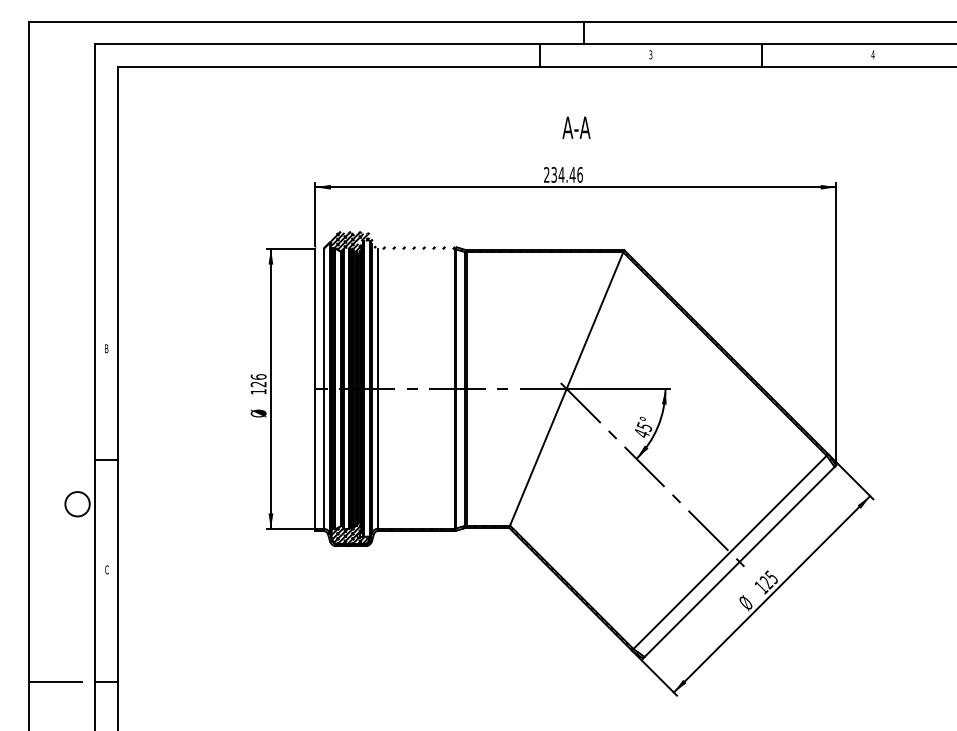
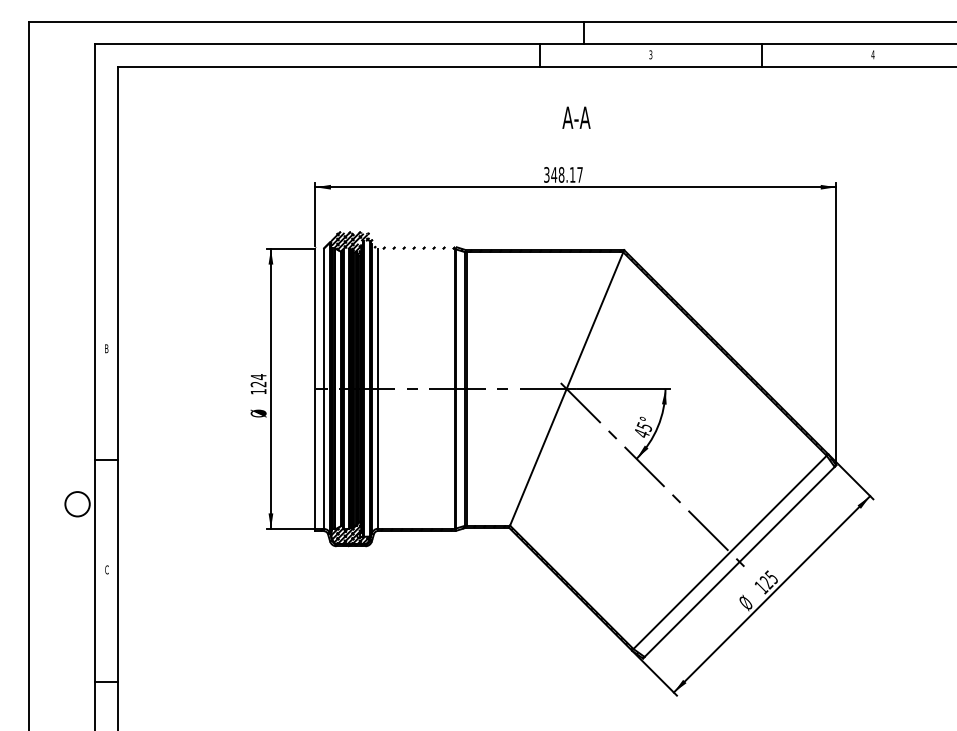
text position: (576, 127) -> (576, 117) (576, 117)
text: 234.46 -> 348.17 (563, 174)
text: 126 -> 124 (258, 377)
line: present -> none (55, 682)
